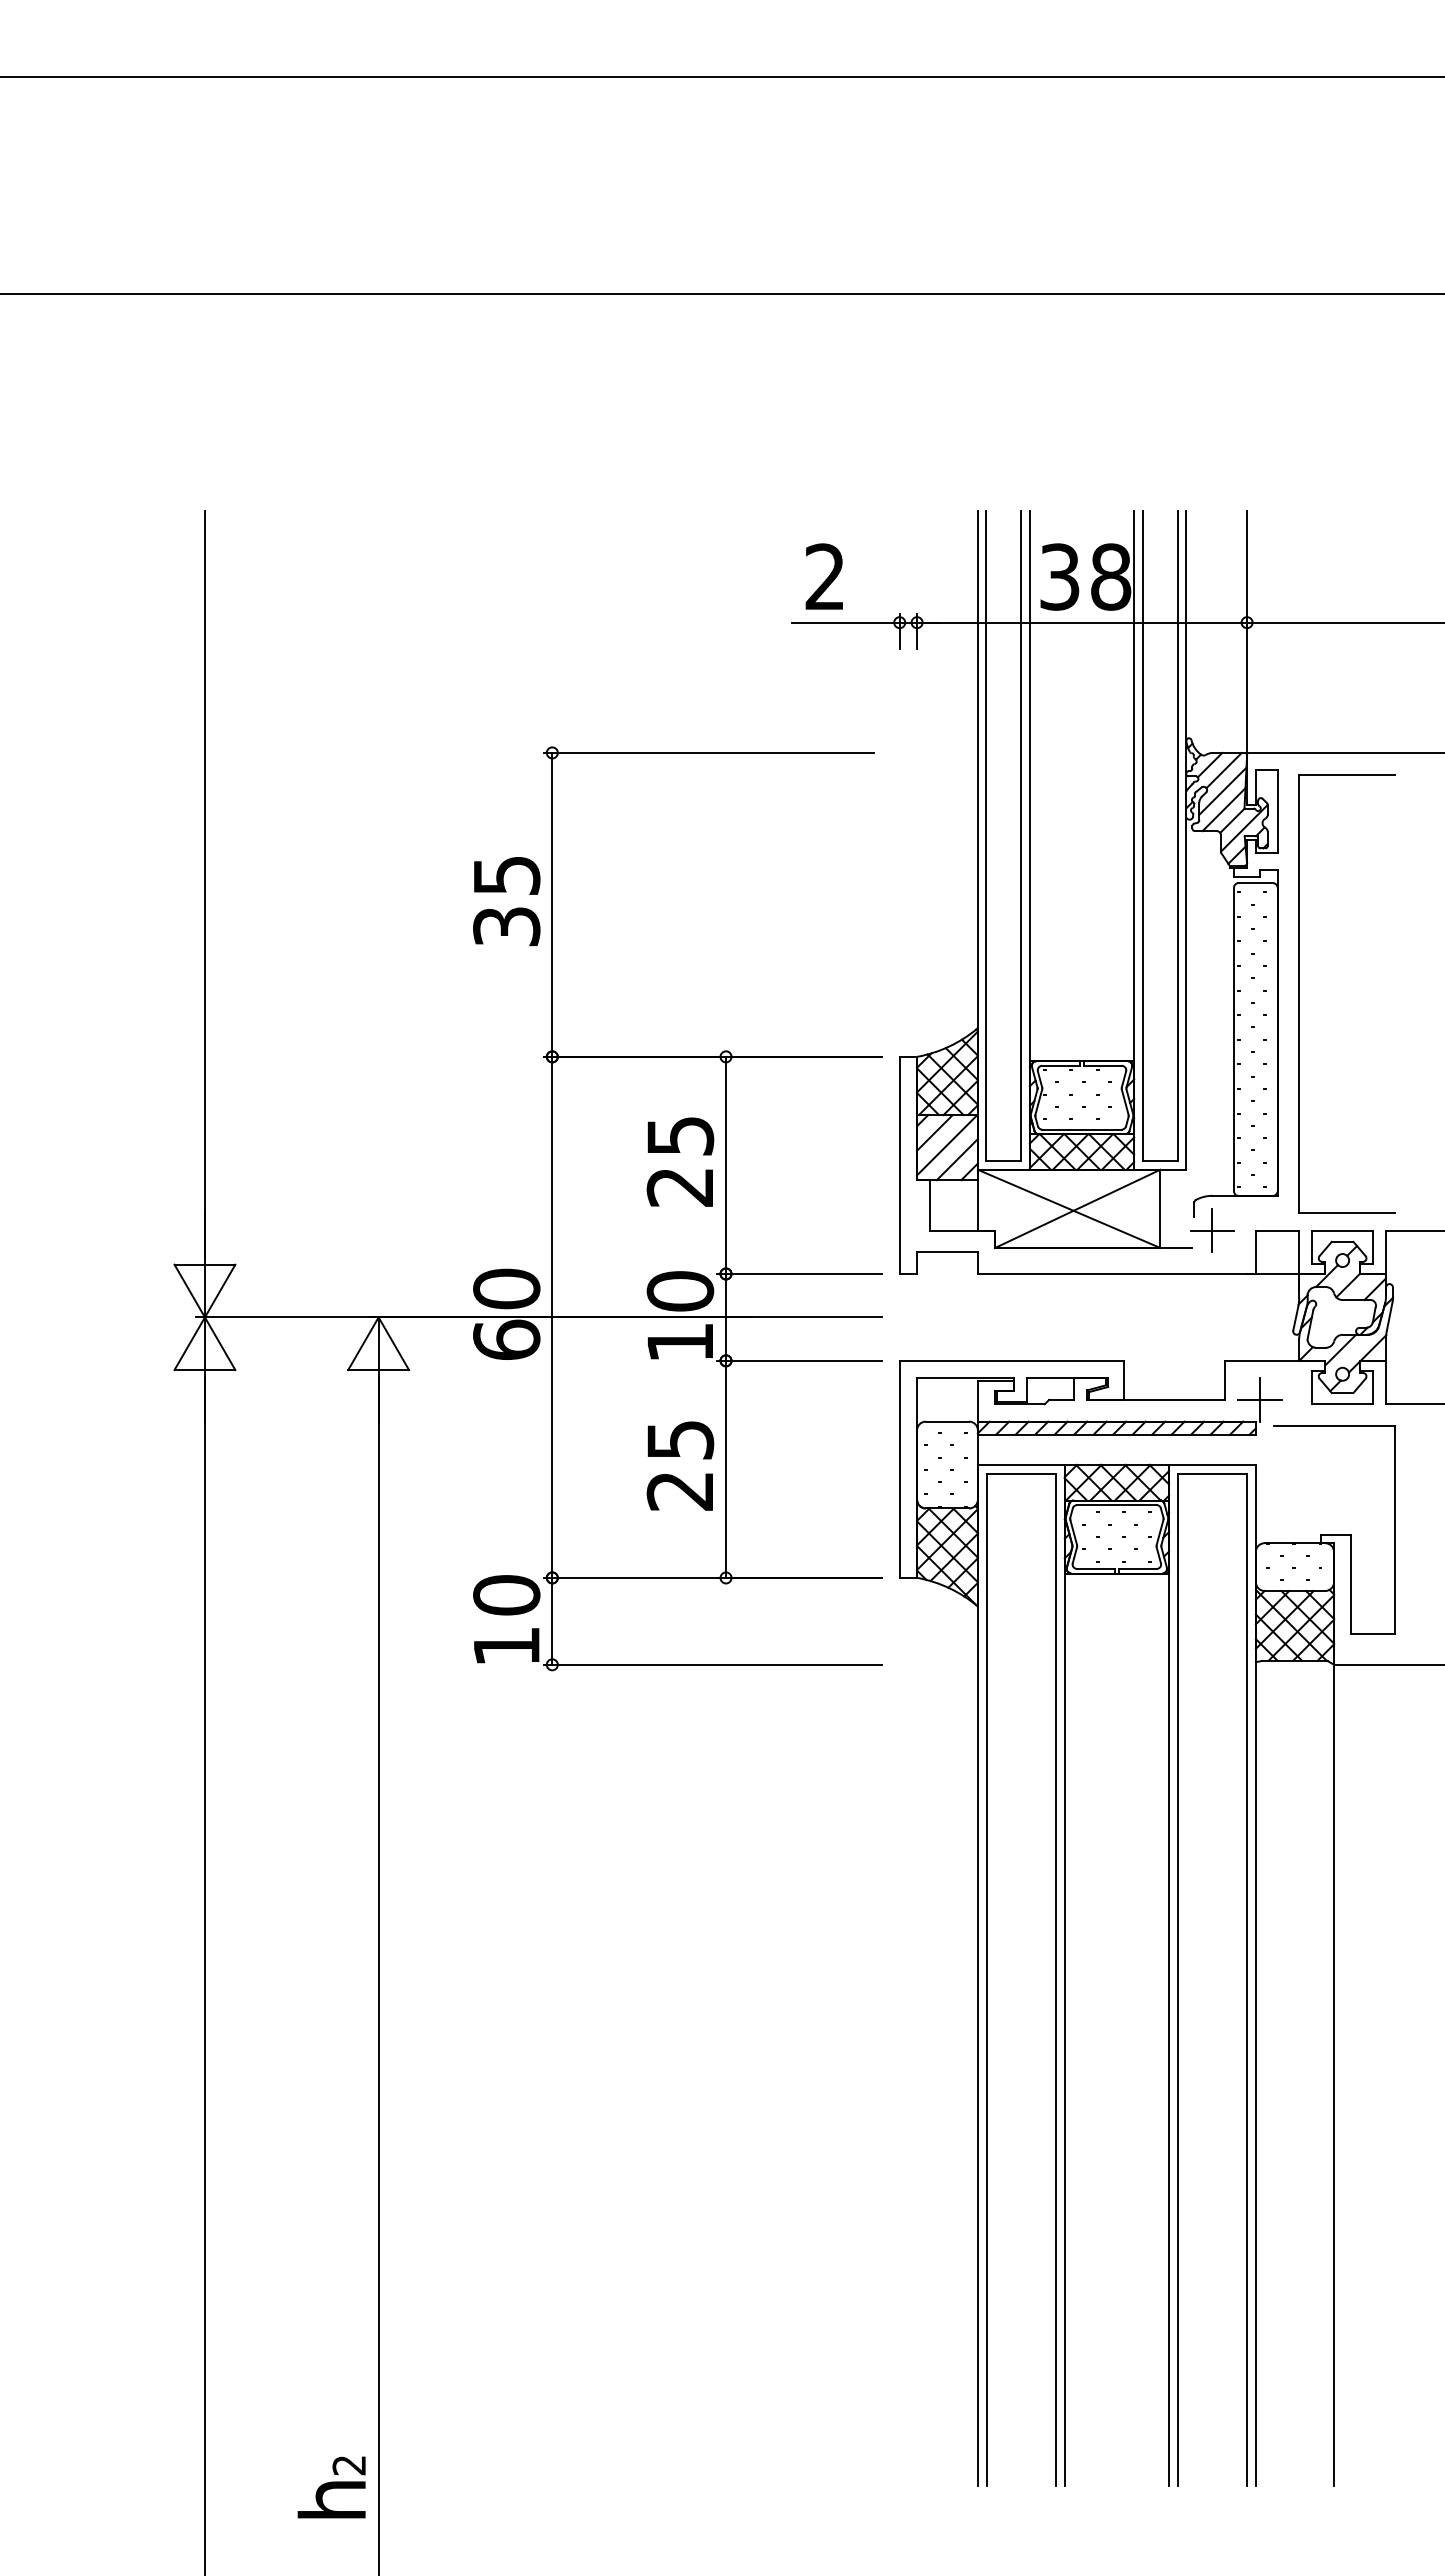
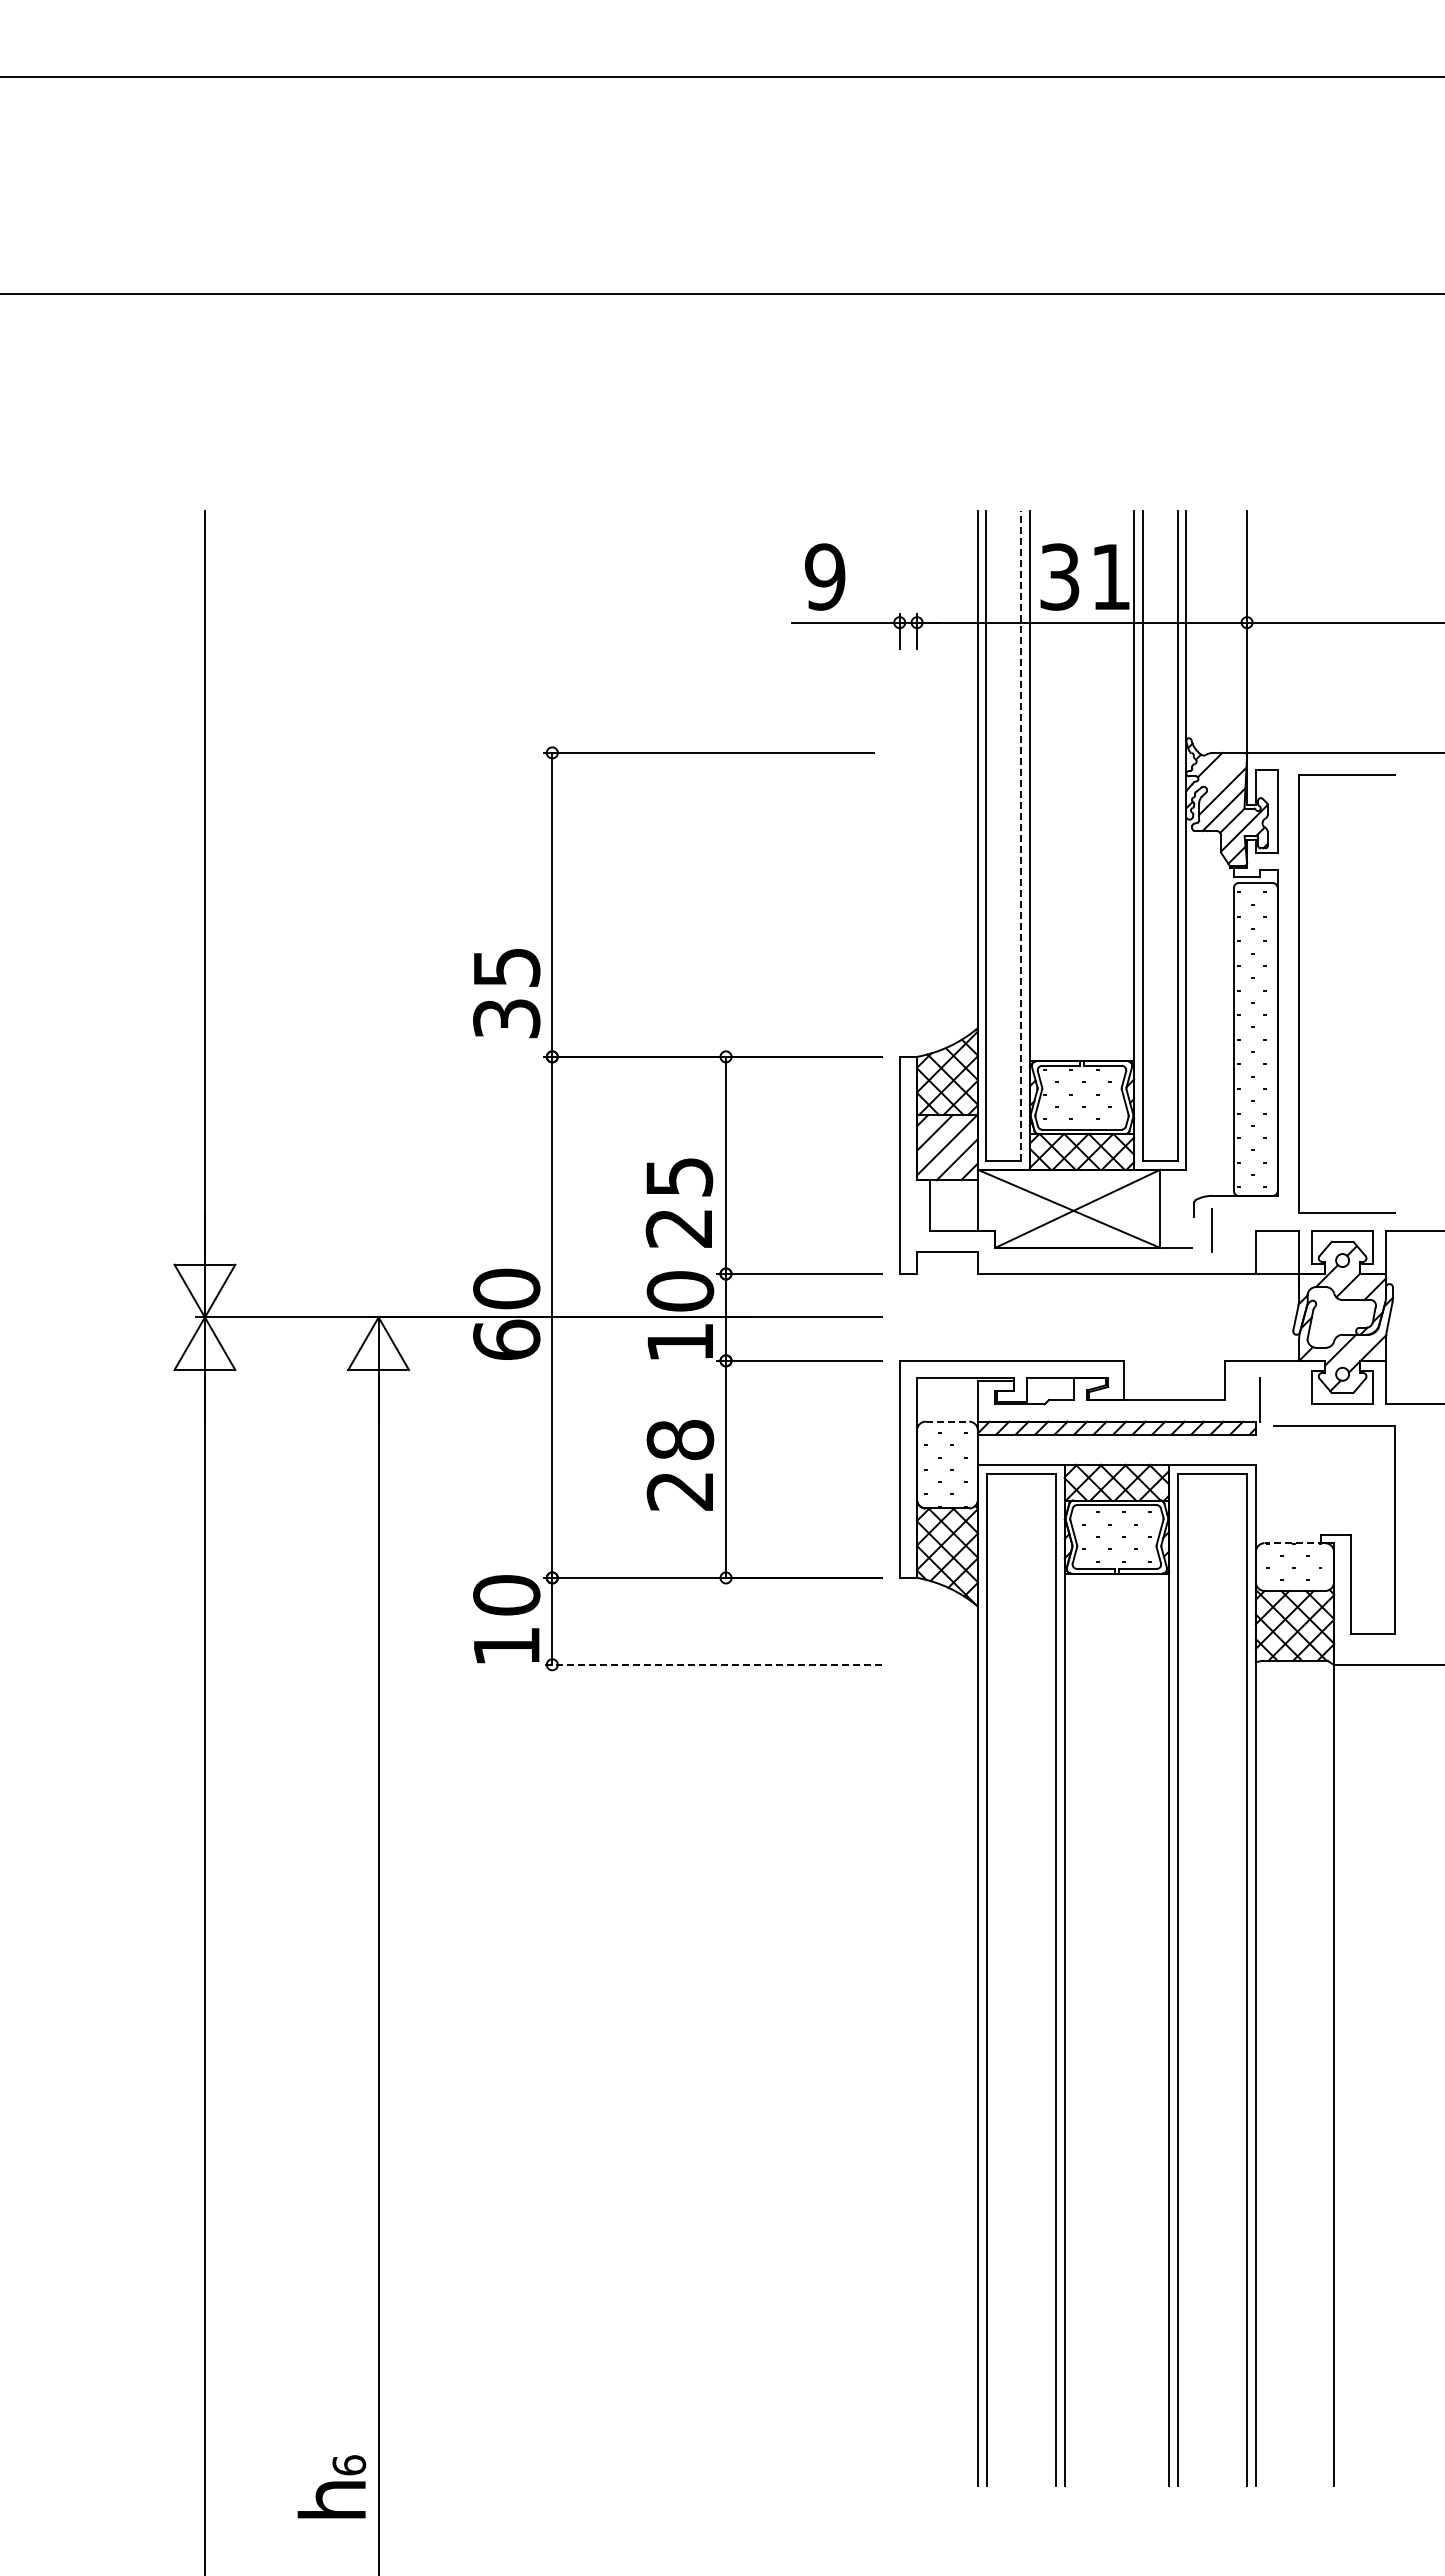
text: 2 -> 9 (825, 576)
text: 38 -> 31 (1111, 576)
line: present -> none (1223, 770)
line: solid -> dashed (1021, 836)
text position: (506, 901) -> (506, 993) (506, 993)
text position: (680, 1161) -> (679, 1202) (679, 1202)
line: present -> none (1212, 1230)
line: present -> none (1259, 1399)
line: solid -> dashed (947, 1421)
text: 25 -> 28 (680, 1440)
line: solid -> dashed (1294, 1543)
line: solid -> dashed (712, 1664)
text: 2 -> 6 (349, 2465)
